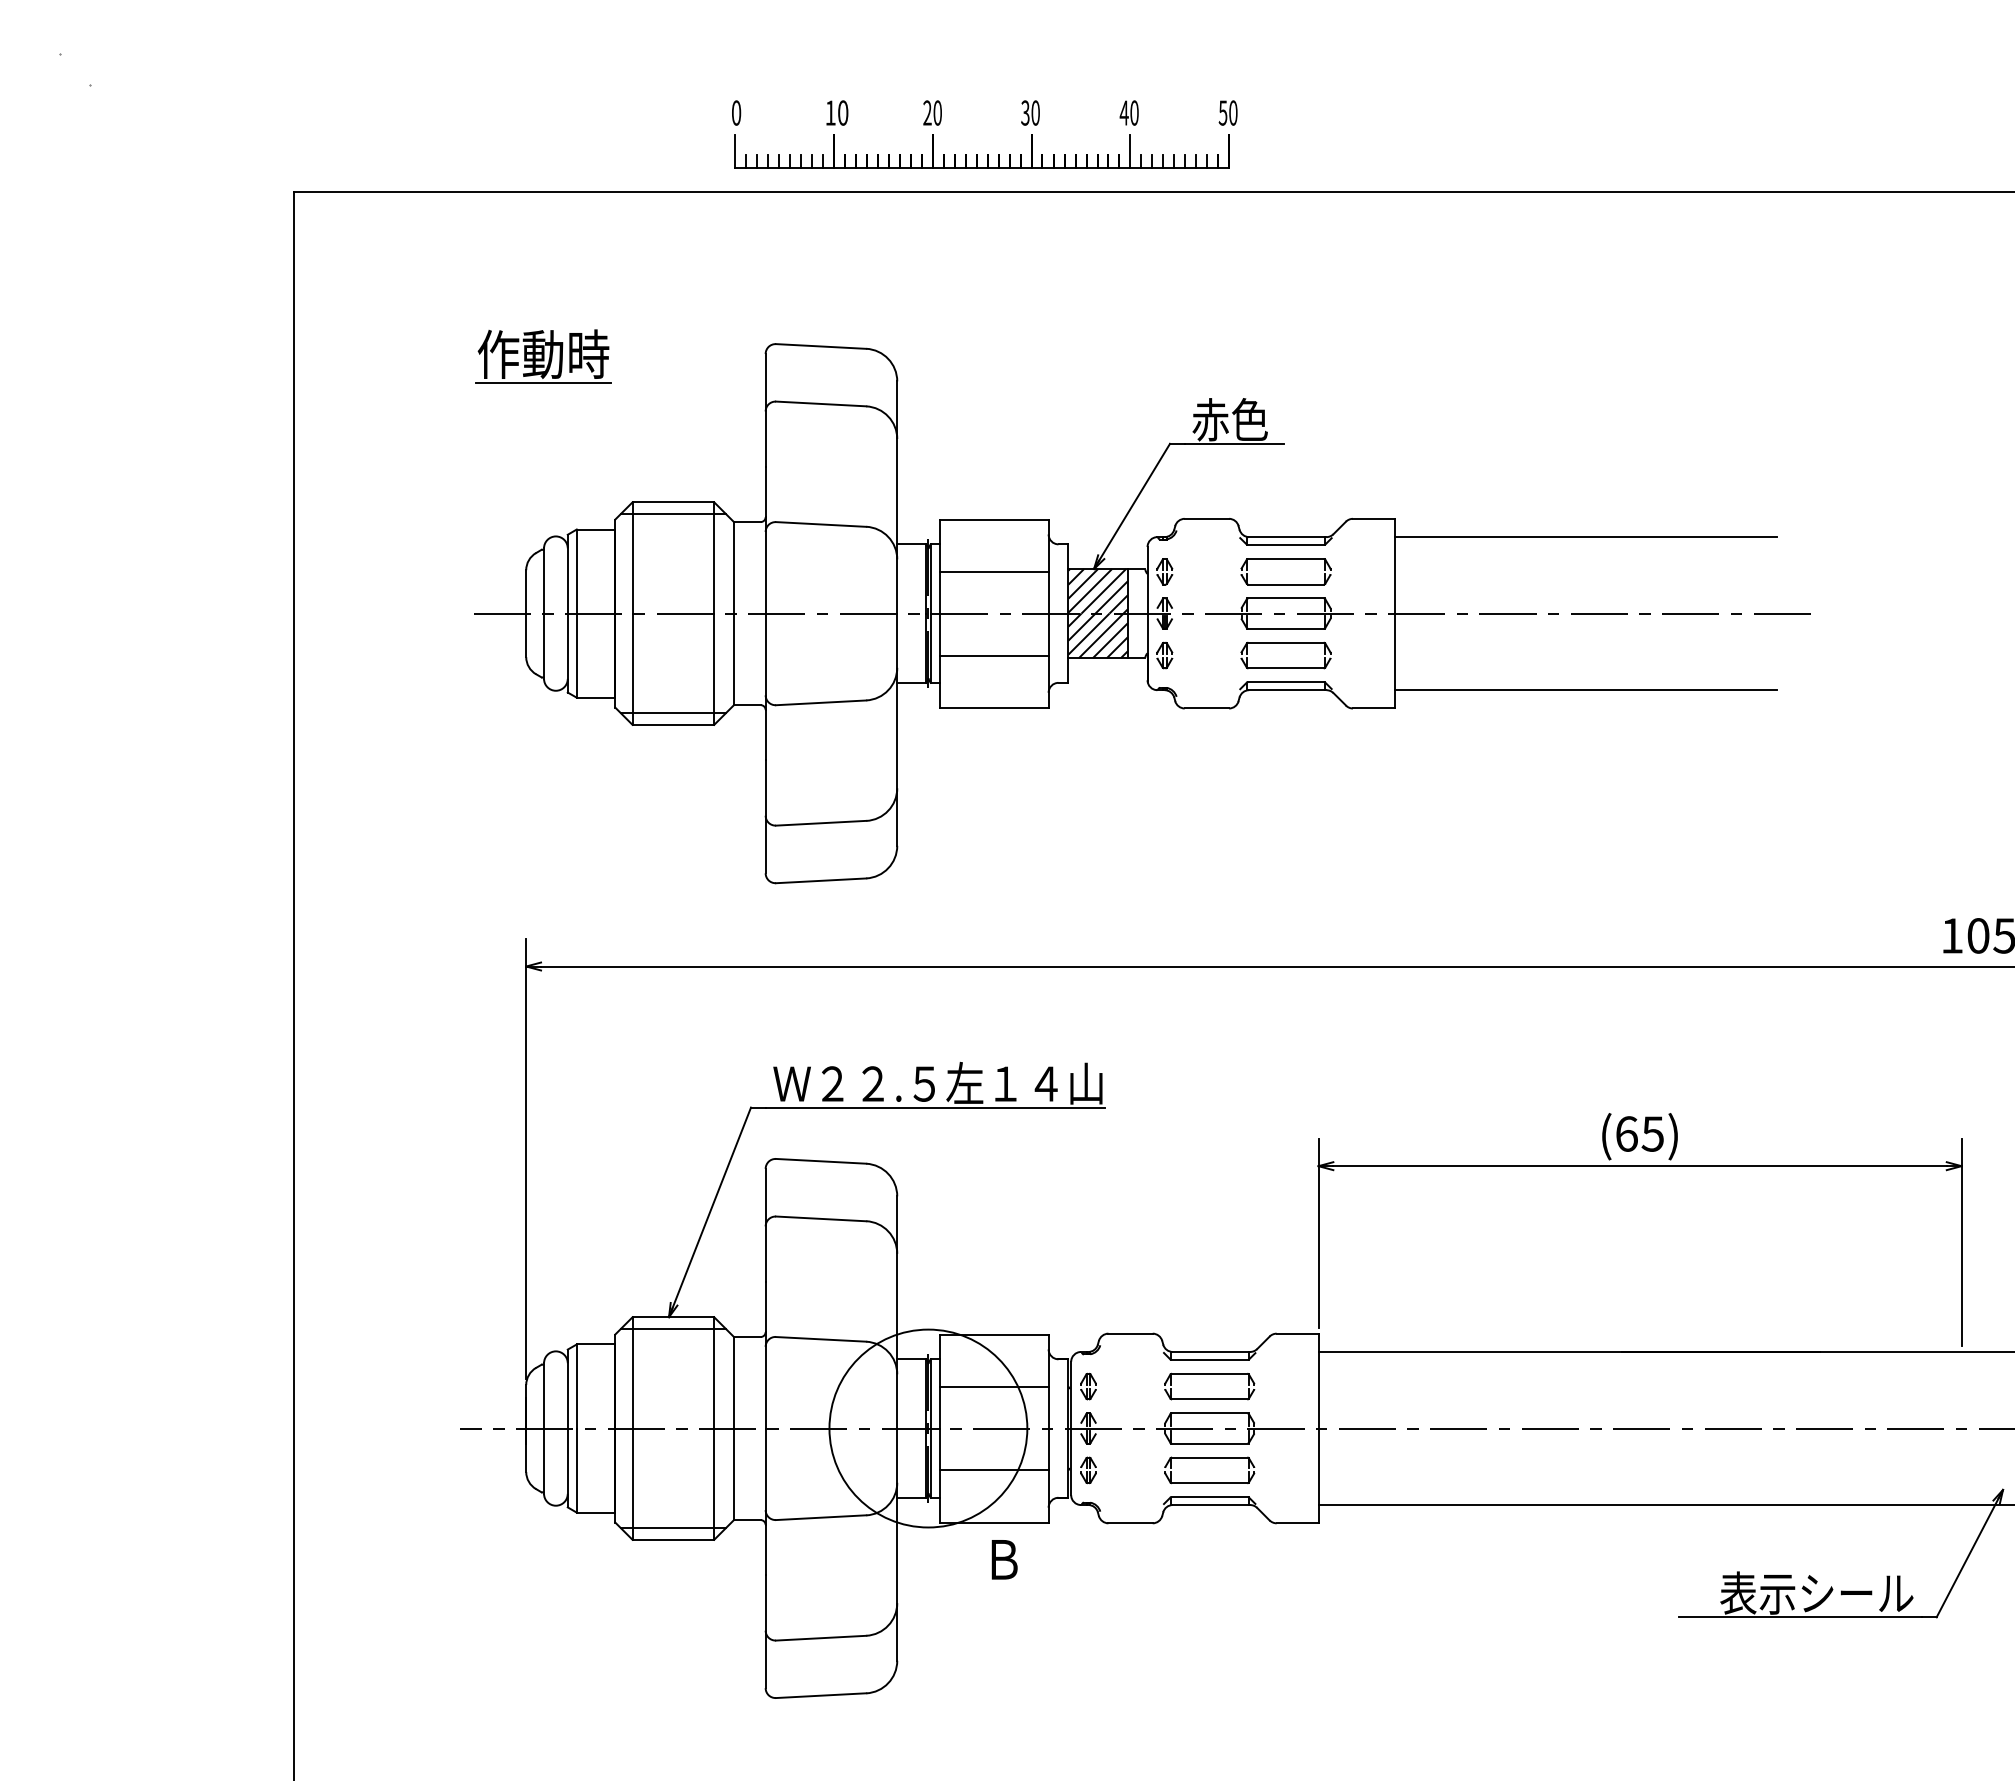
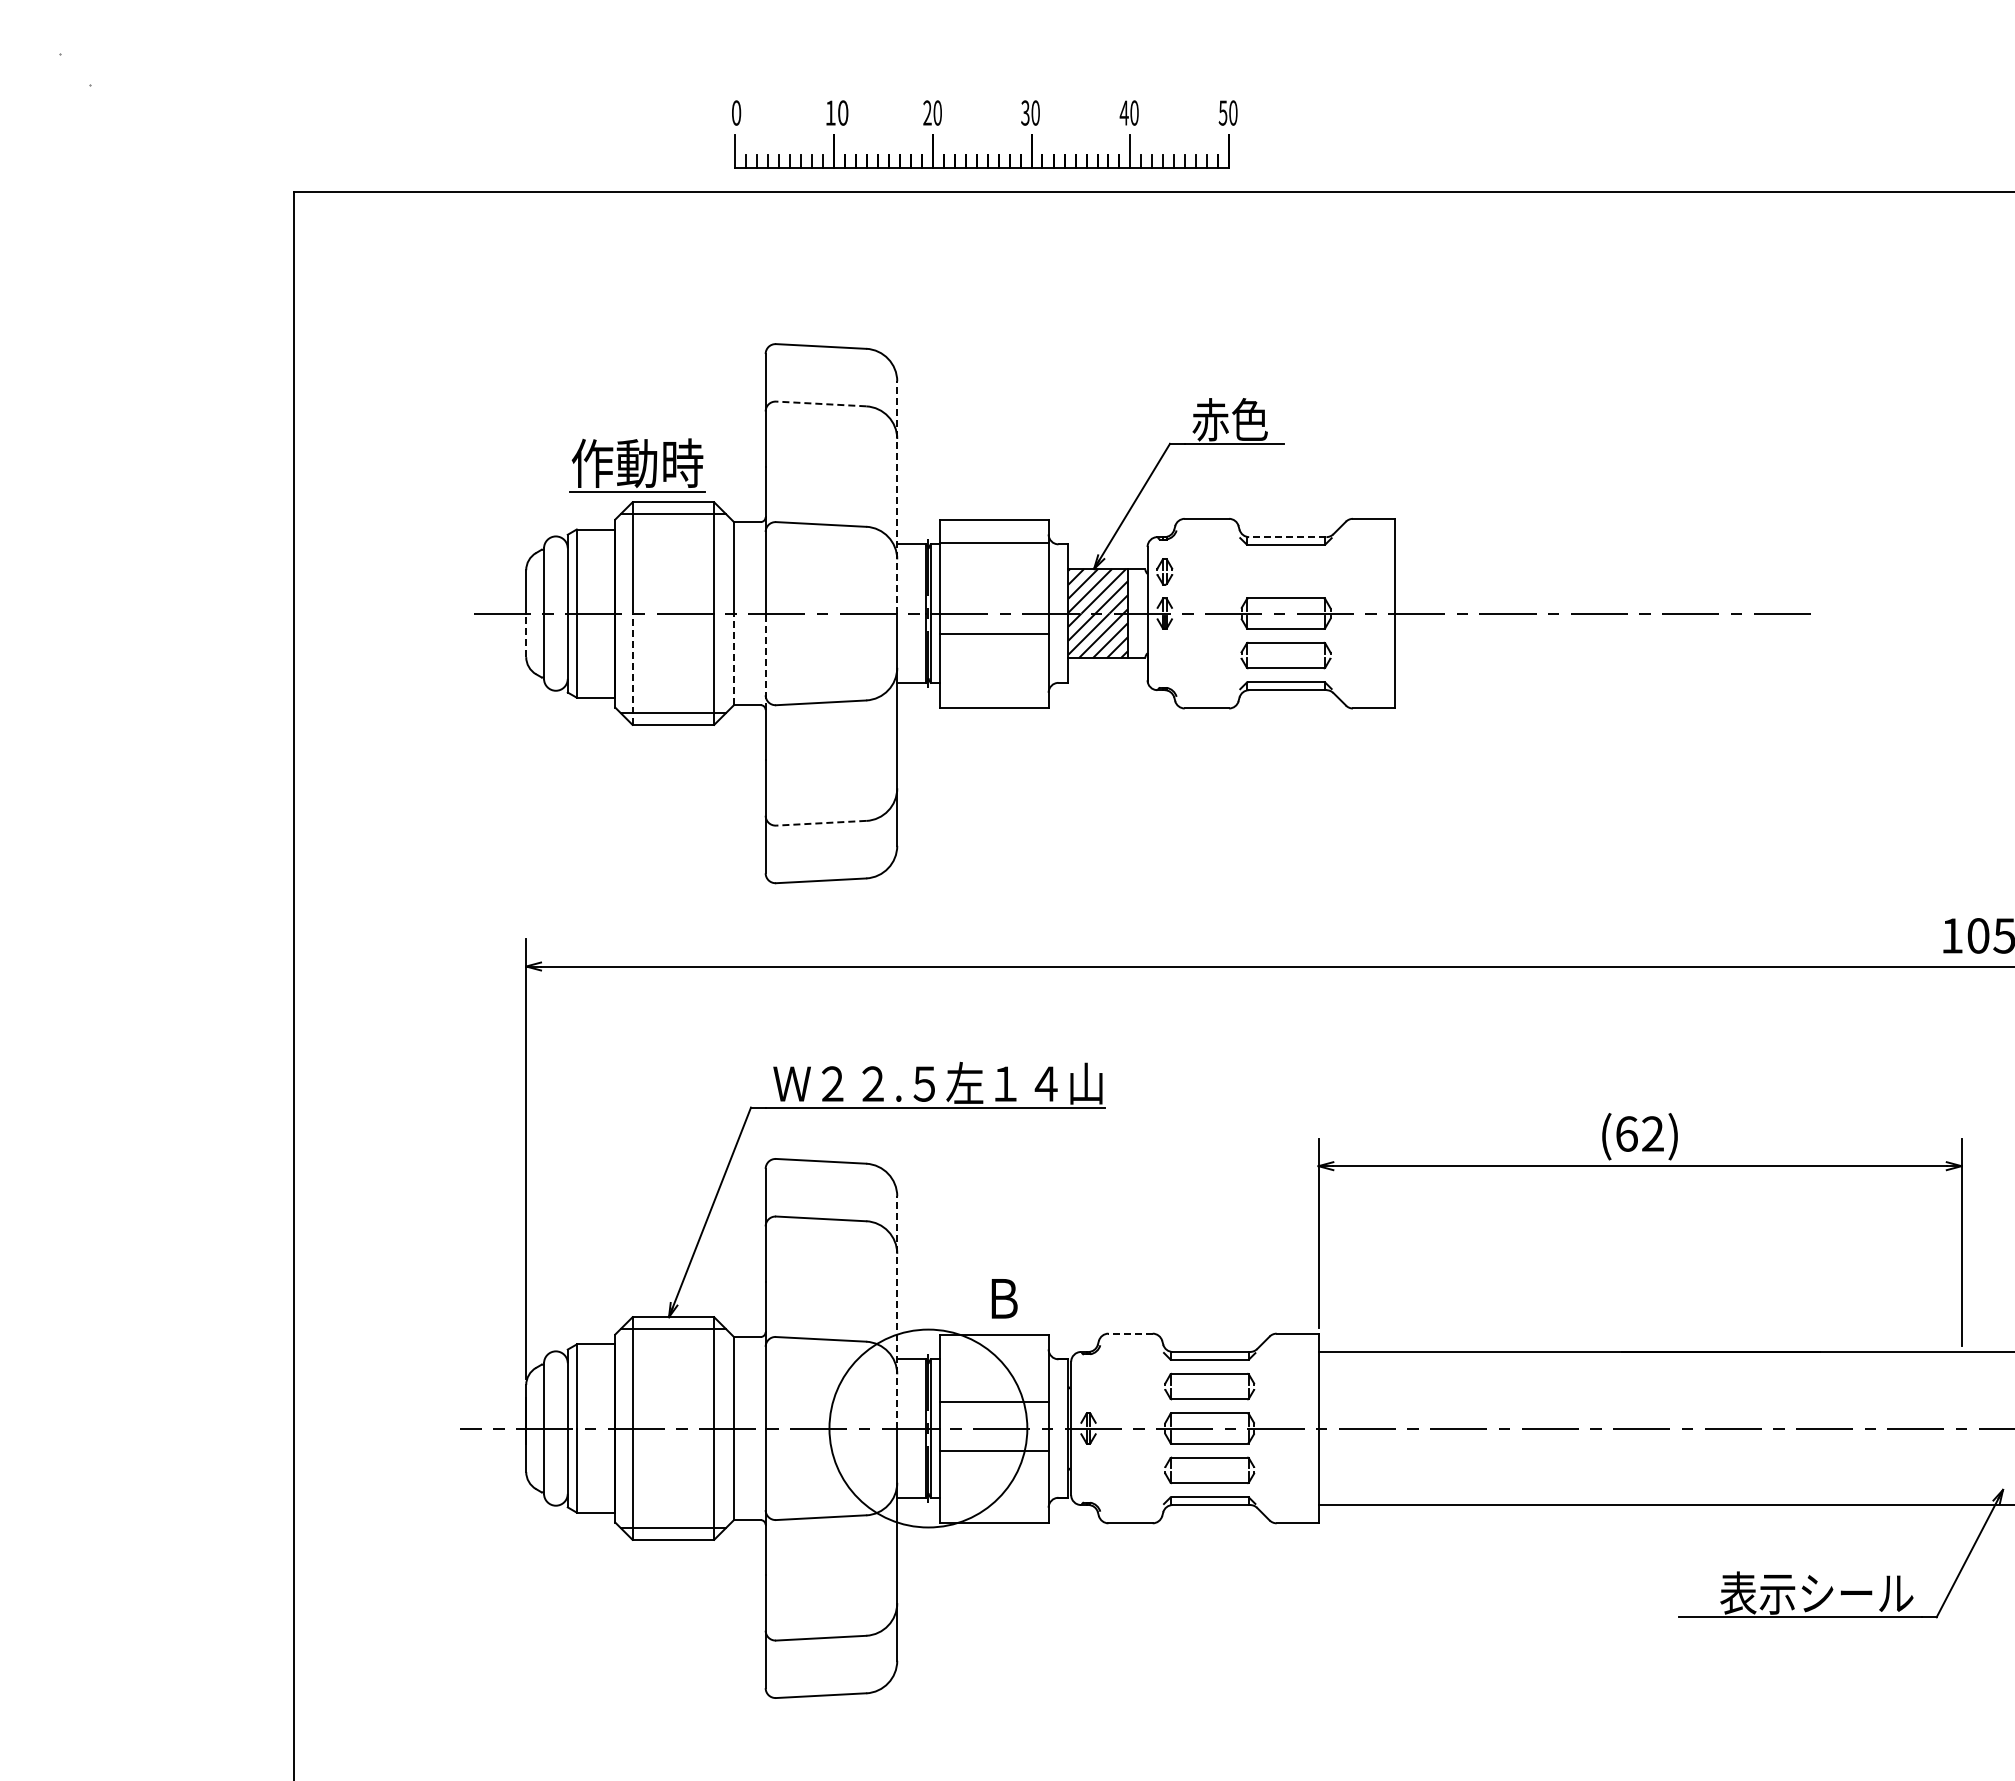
part position: (543, 356) -> (637, 465) (637, 465)
line: solid -> dashed (820, 403)
line: solid -> dashed (897, 497)
line: present -> none (1585, 536)
line: solid -> dashed (1287, 537)
part: present -> none (1285, 559)
line position: (993, 571) -> (993, 542) (993, 542)
line: solid -> dashed (526, 635)
line position: (993, 655) -> (993, 633) (993, 633)
part: present -> none (1164, 655)
line: solid -> dashed (734, 659)
line: solid -> dashed (765, 661)
line: solid -> dashed (632, 669)
line: present -> none (1585, 690)
line: solid -> dashed (820, 823)
text: (65) -> (62) (1652, 1133)
line: solid -> dashed (897, 1311)
line: solid -> dashed (1130, 1333)
line position: (993, 1386) -> (993, 1401) (993, 1401)
part: present -> none (1088, 1386)
line position: (993, 1470) -> (993, 1451) (993, 1451)
part: present -> none (1088, 1470)
text position: (1004, 1559) -> (1004, 1298) (1004, 1298)
